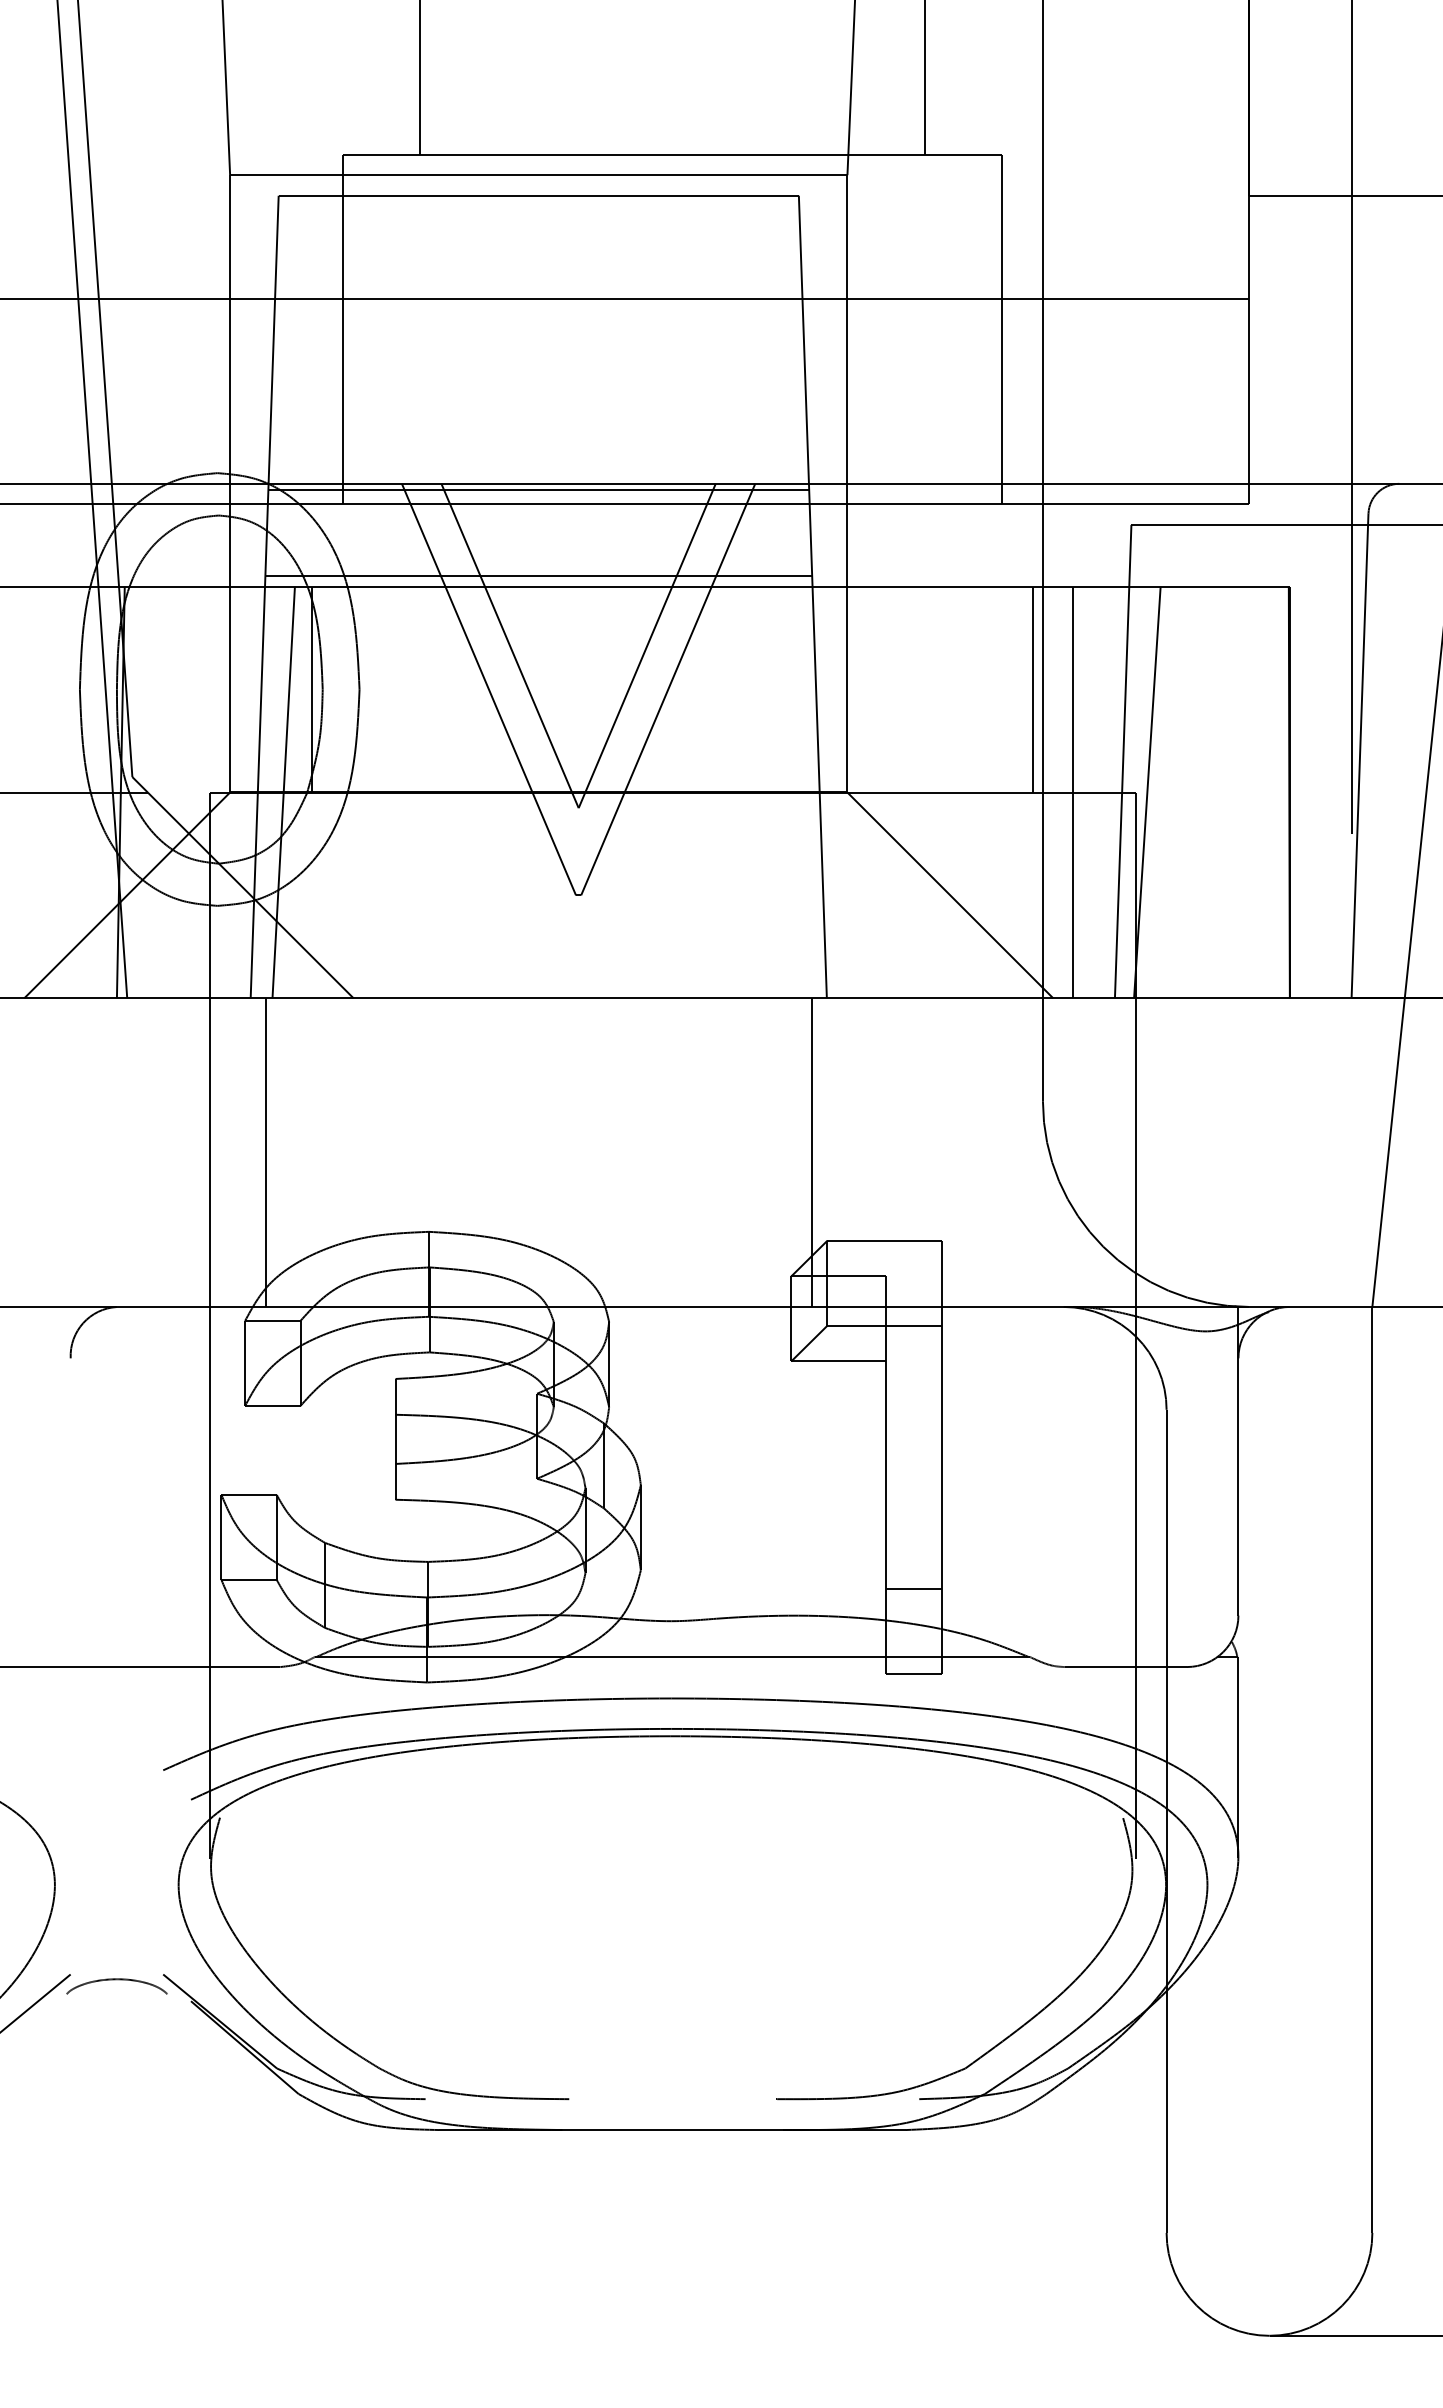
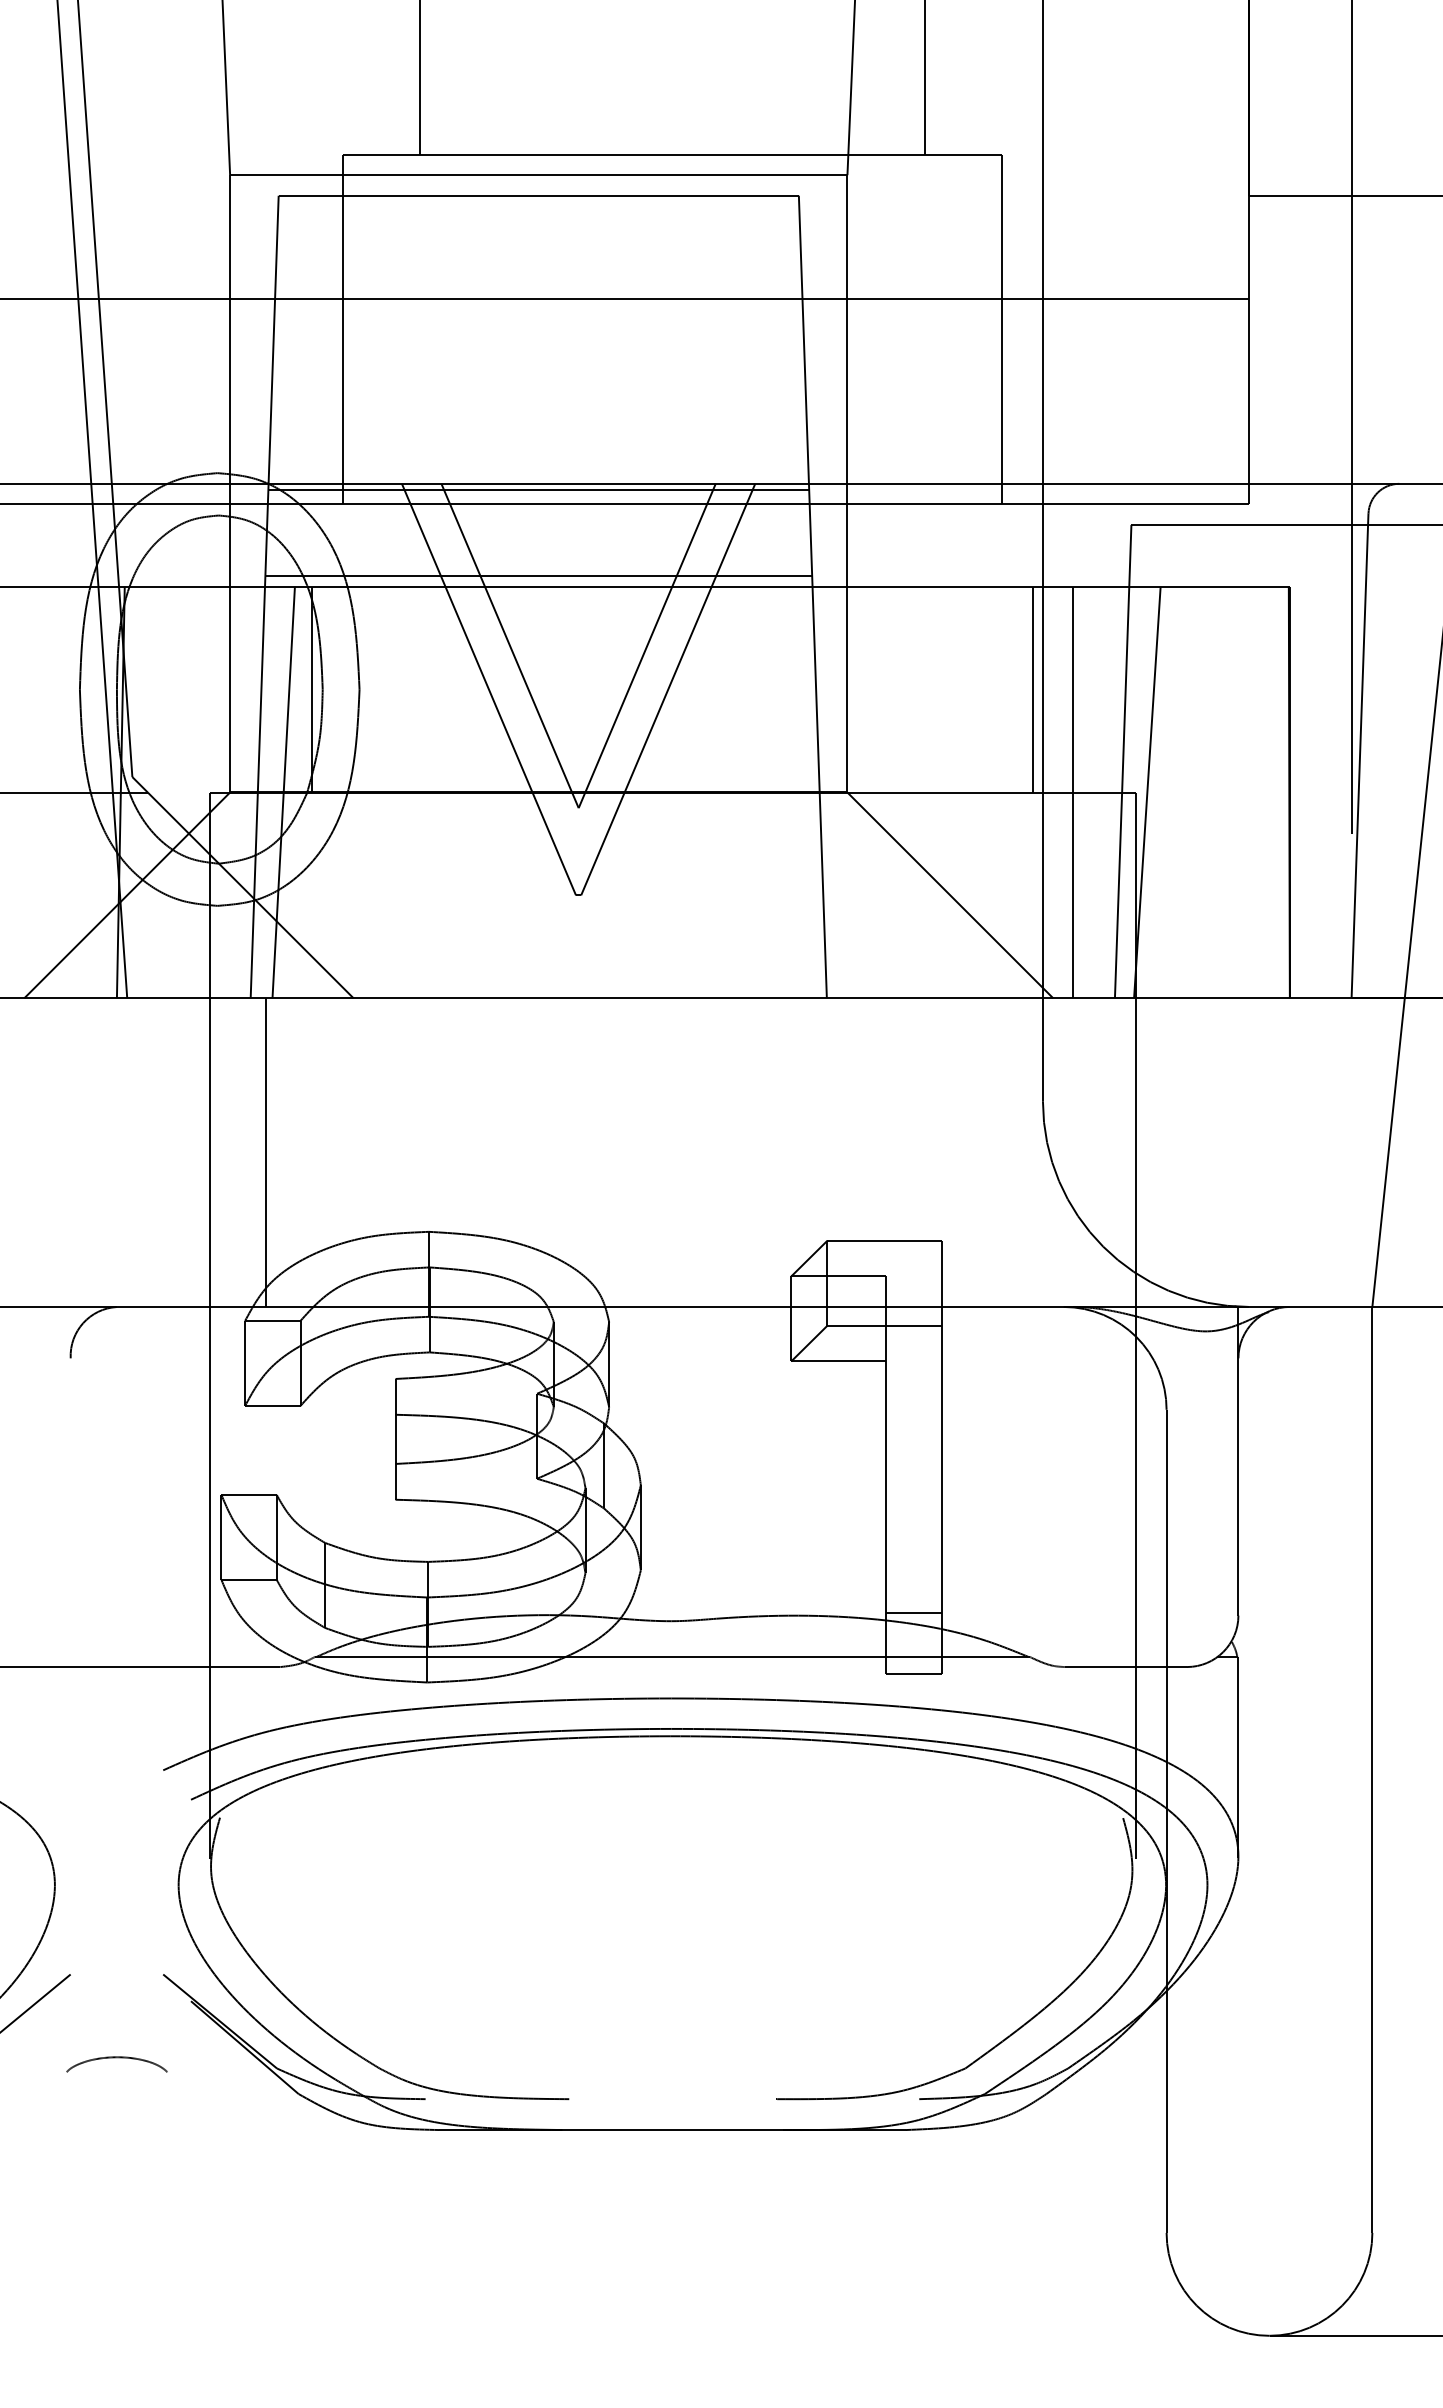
line: present -> none (812, 1152)
line position: (913, 1588) -> (913, 1612) (913, 1612)
curve position: (116, 1980) -> (116, 2058) (116, 2058)
